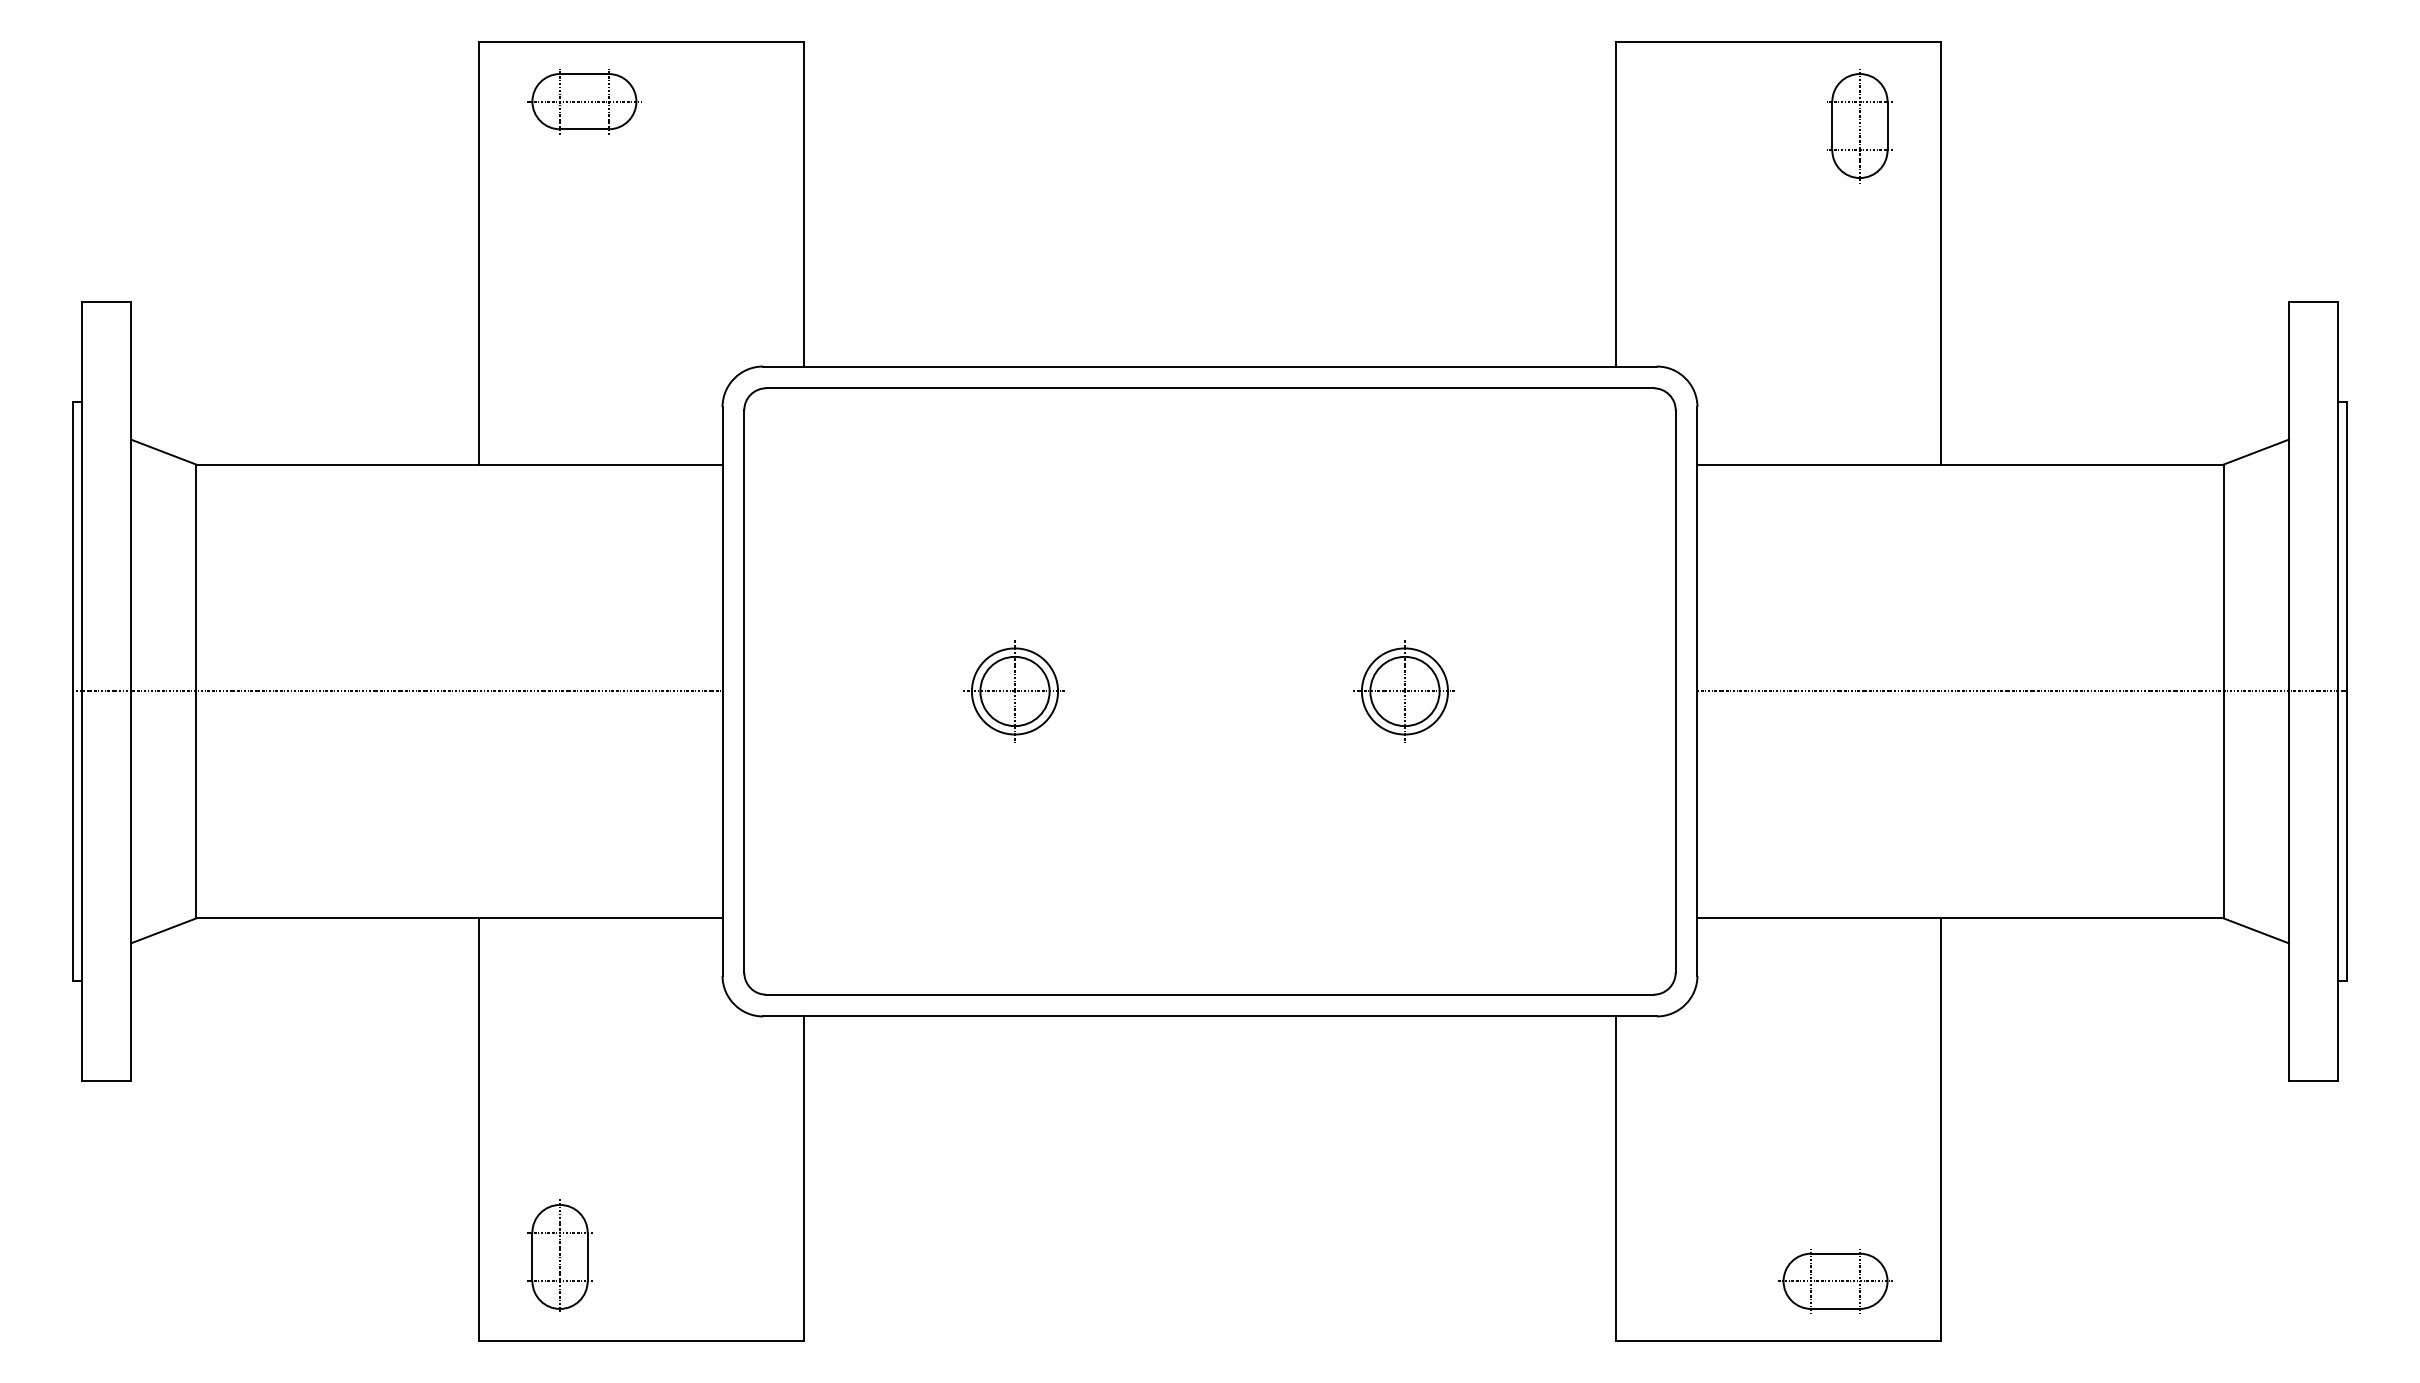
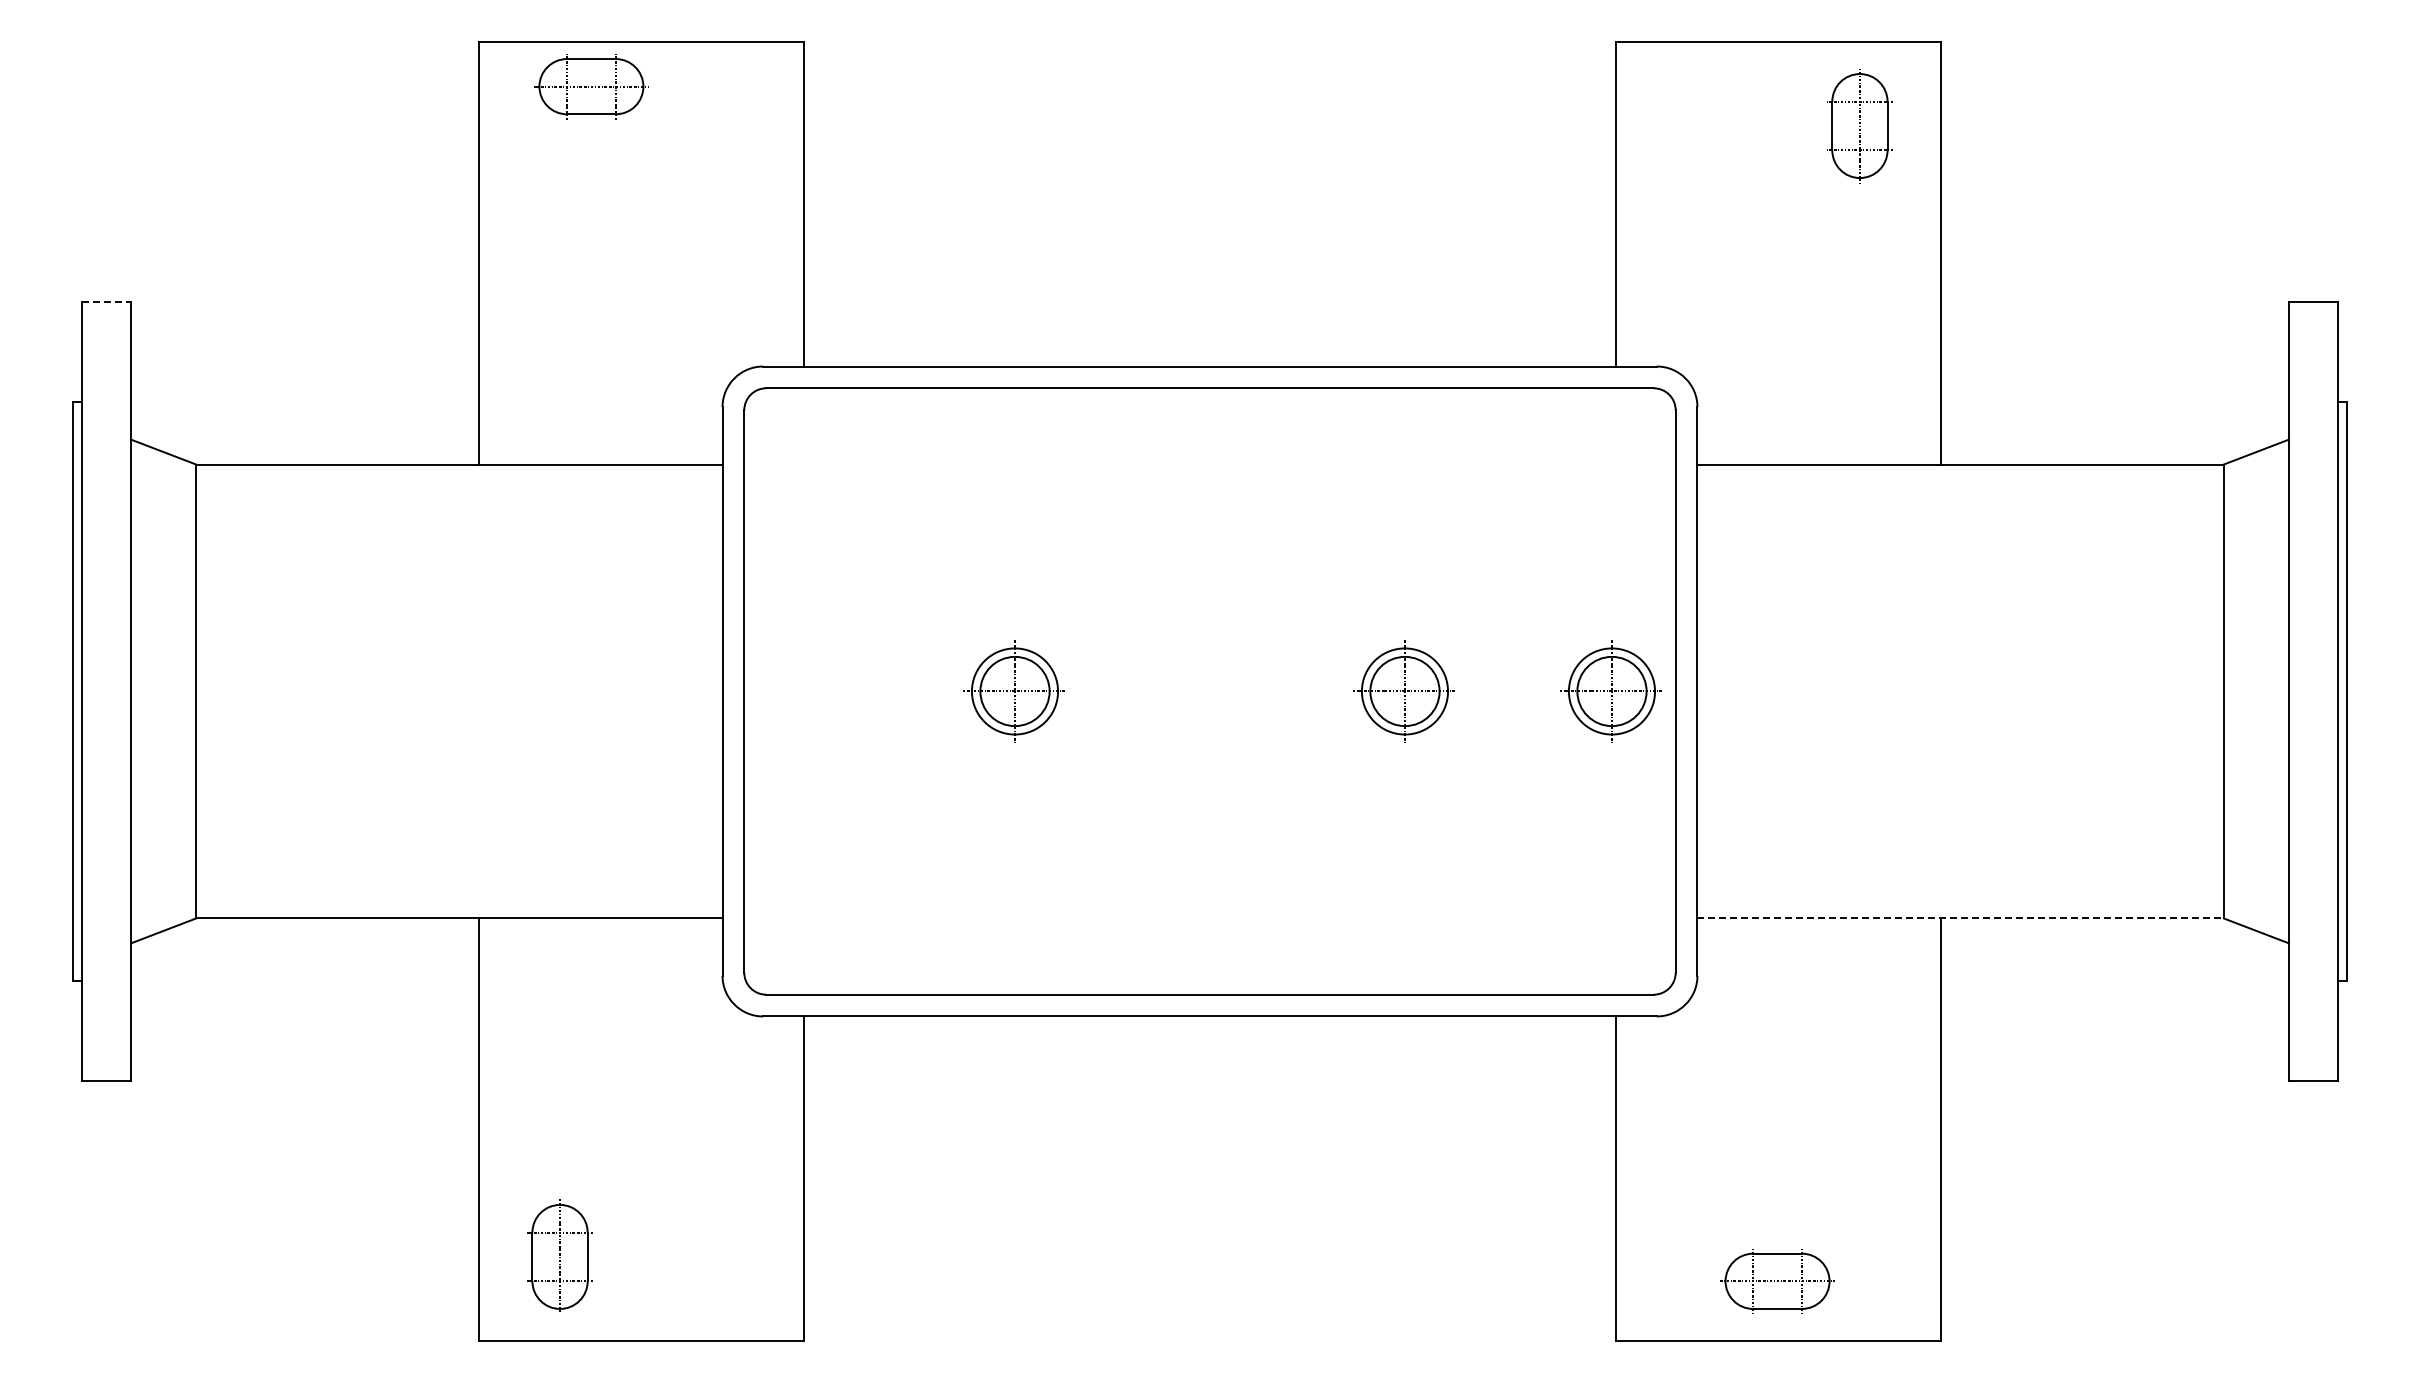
part position: (584, 101) -> (591, 86) (591, 86)
line: solid -> dashed (107, 301)
line: present -> none (397, 691)
part: none -> present (1610, 691)
line: present -> none (2022, 691)
line: solid -> dashed (1961, 918)
part position: (1835, 1281) -> (1777, 1281) (1777, 1281)
